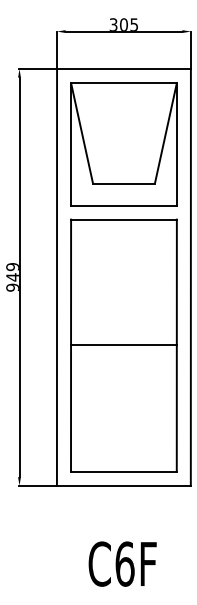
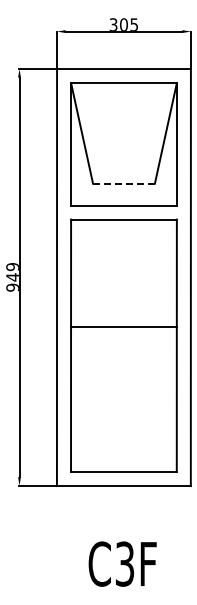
line: solid -> dashed (123, 183)
line position: (123, 345) -> (123, 327) (123, 327)
text: C6F -> C3F (124, 563)
